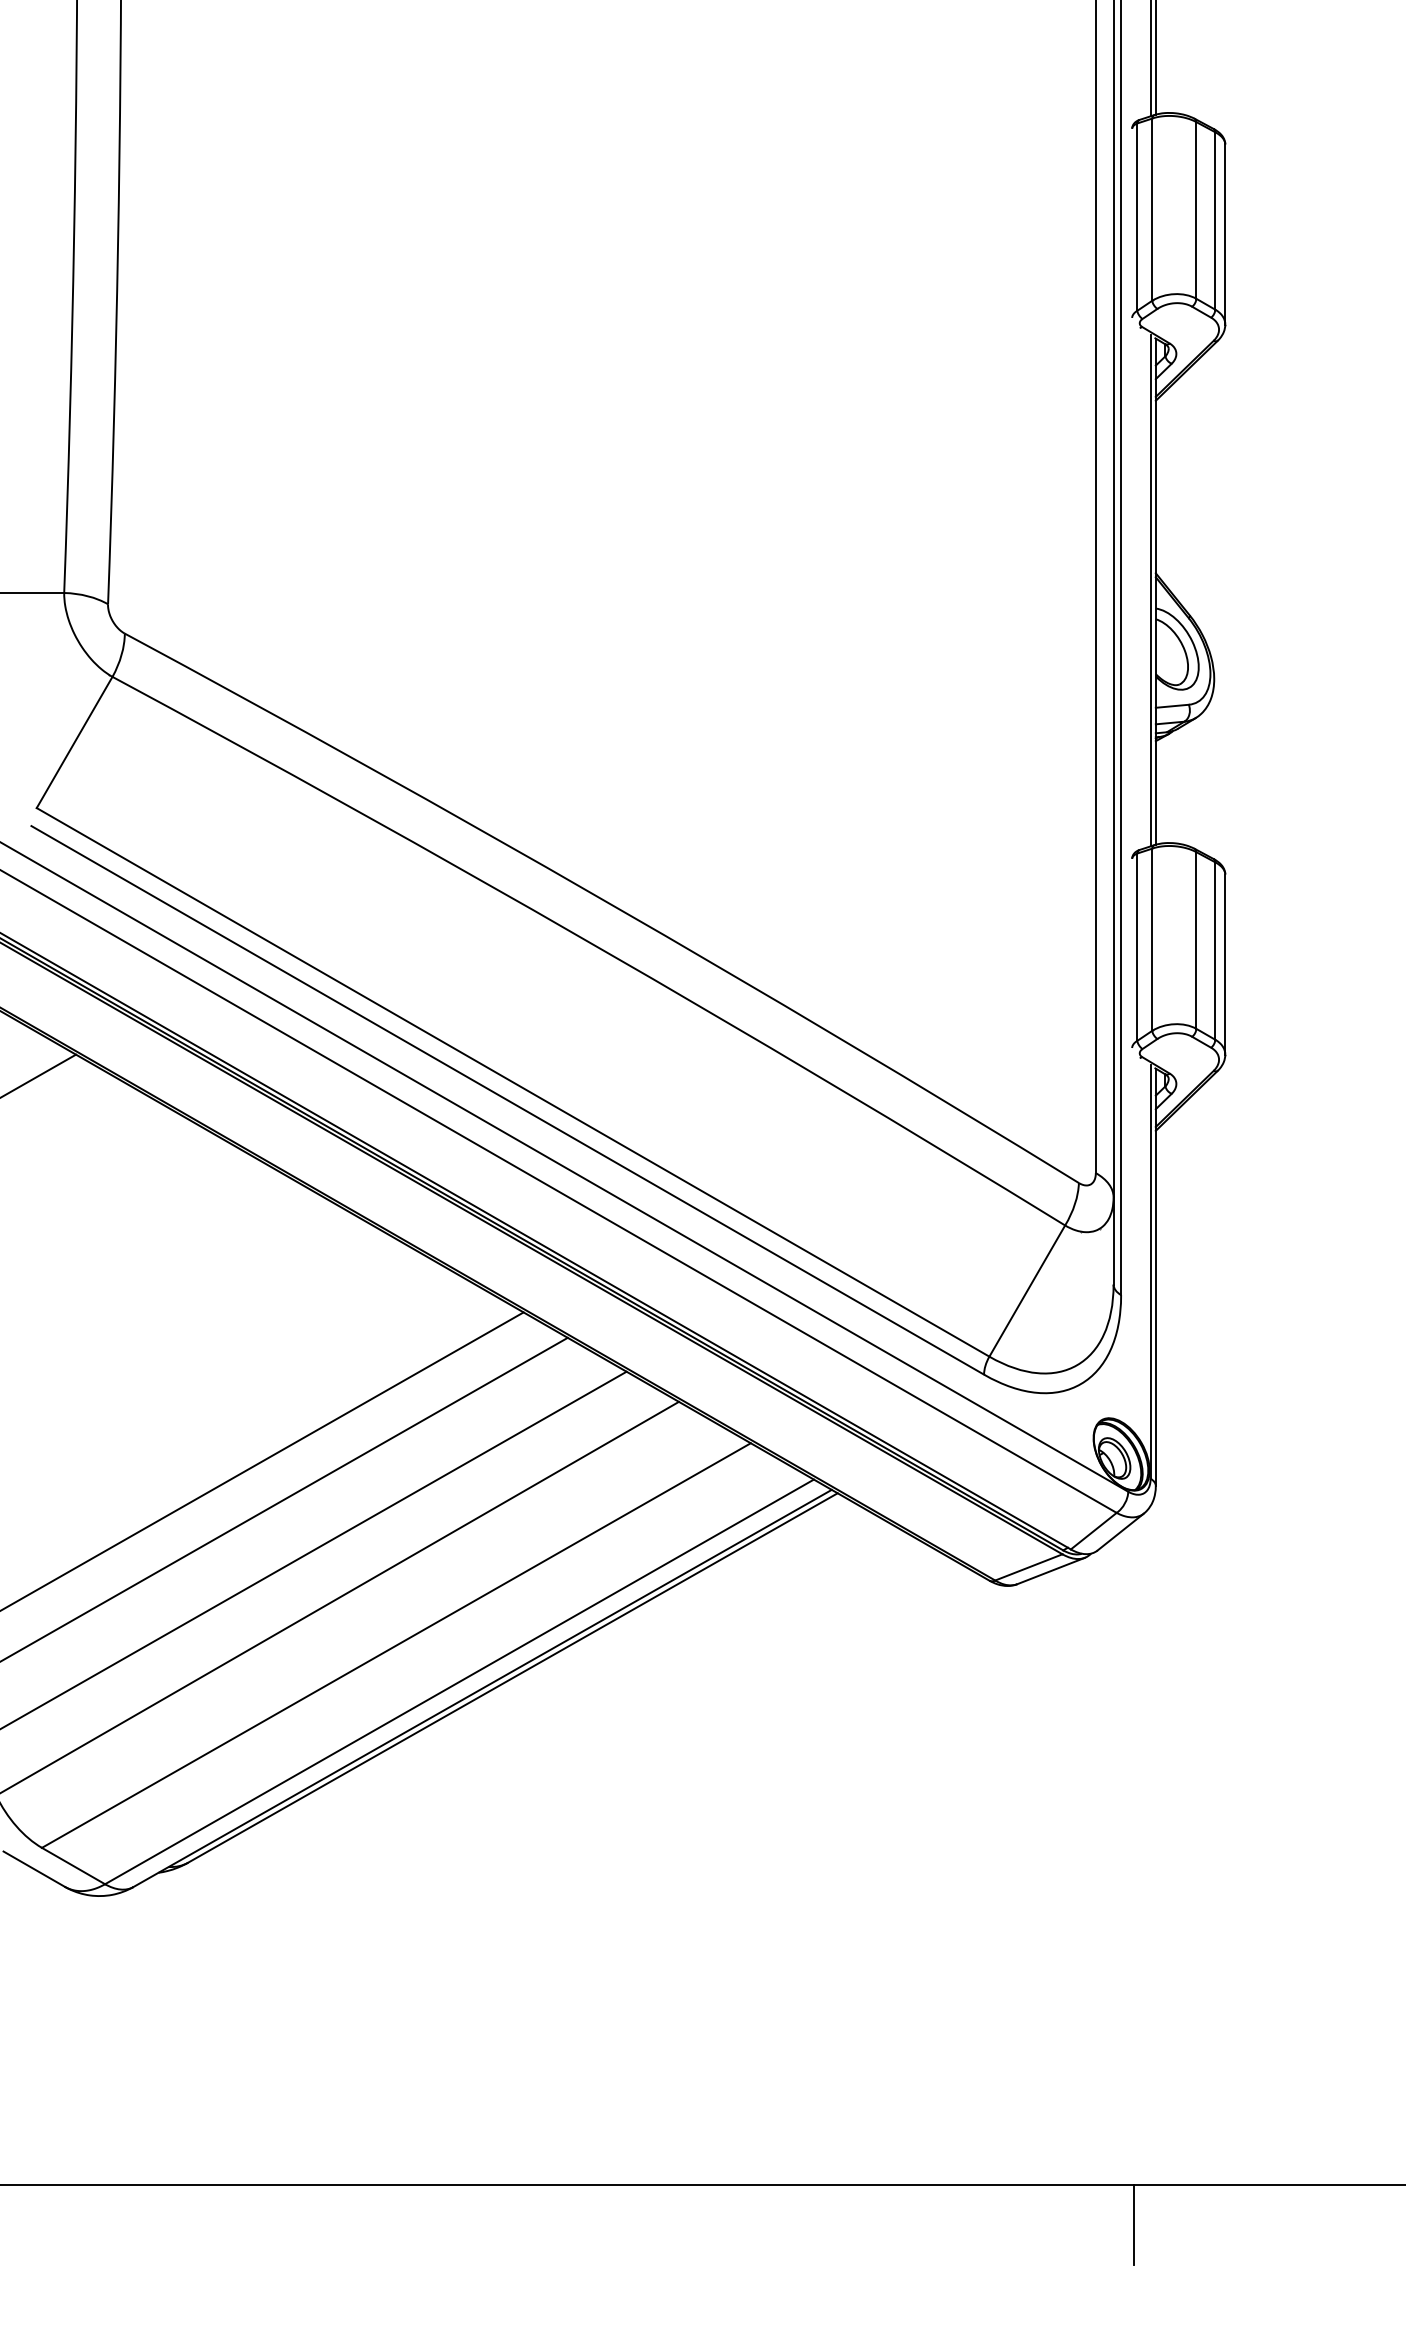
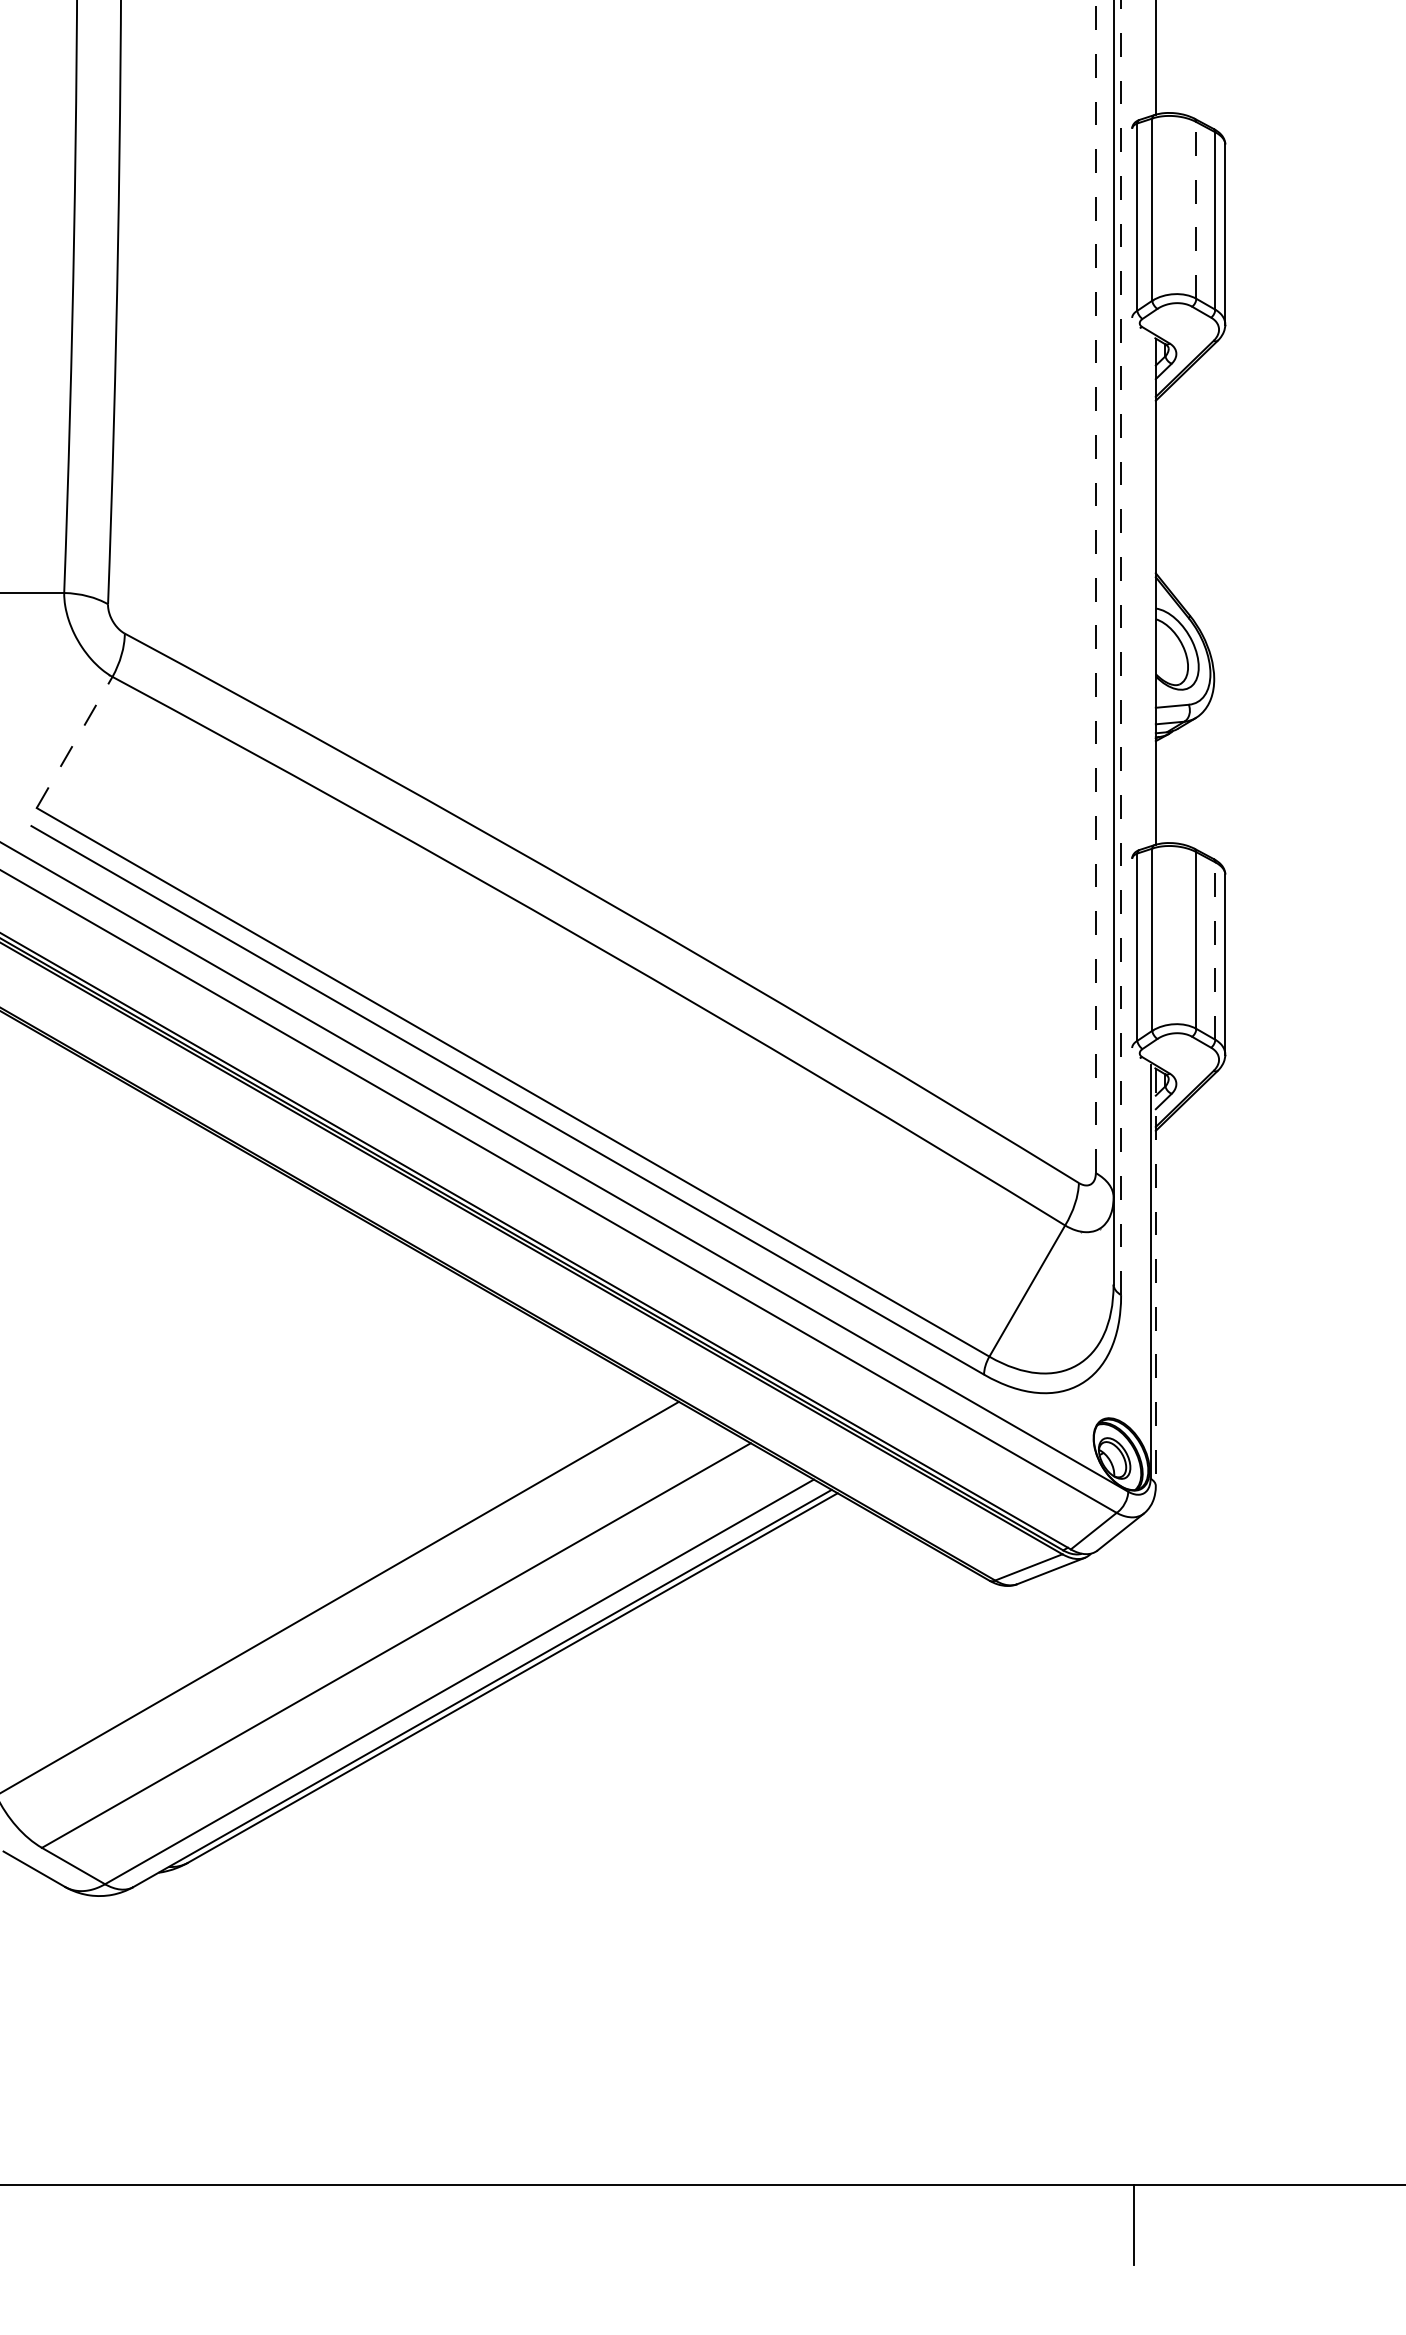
line: present -> none (1150, 59)
line: solid -> dashed (1196, 209)
line: solid -> dashed (1095, 586)
line: present -> none (1150, 590)
line: solid -> dashed (1121, 647)
line: solid -> dashed (74, 742)
line: solid -> dashed (1215, 951)
line: present -> none (39, 1075)
line: solid -> dashed (1155, 1277)
line: present -> none (262, 1460)
line: present -> none (284, 1498)
line: present -> none (314, 1549)
